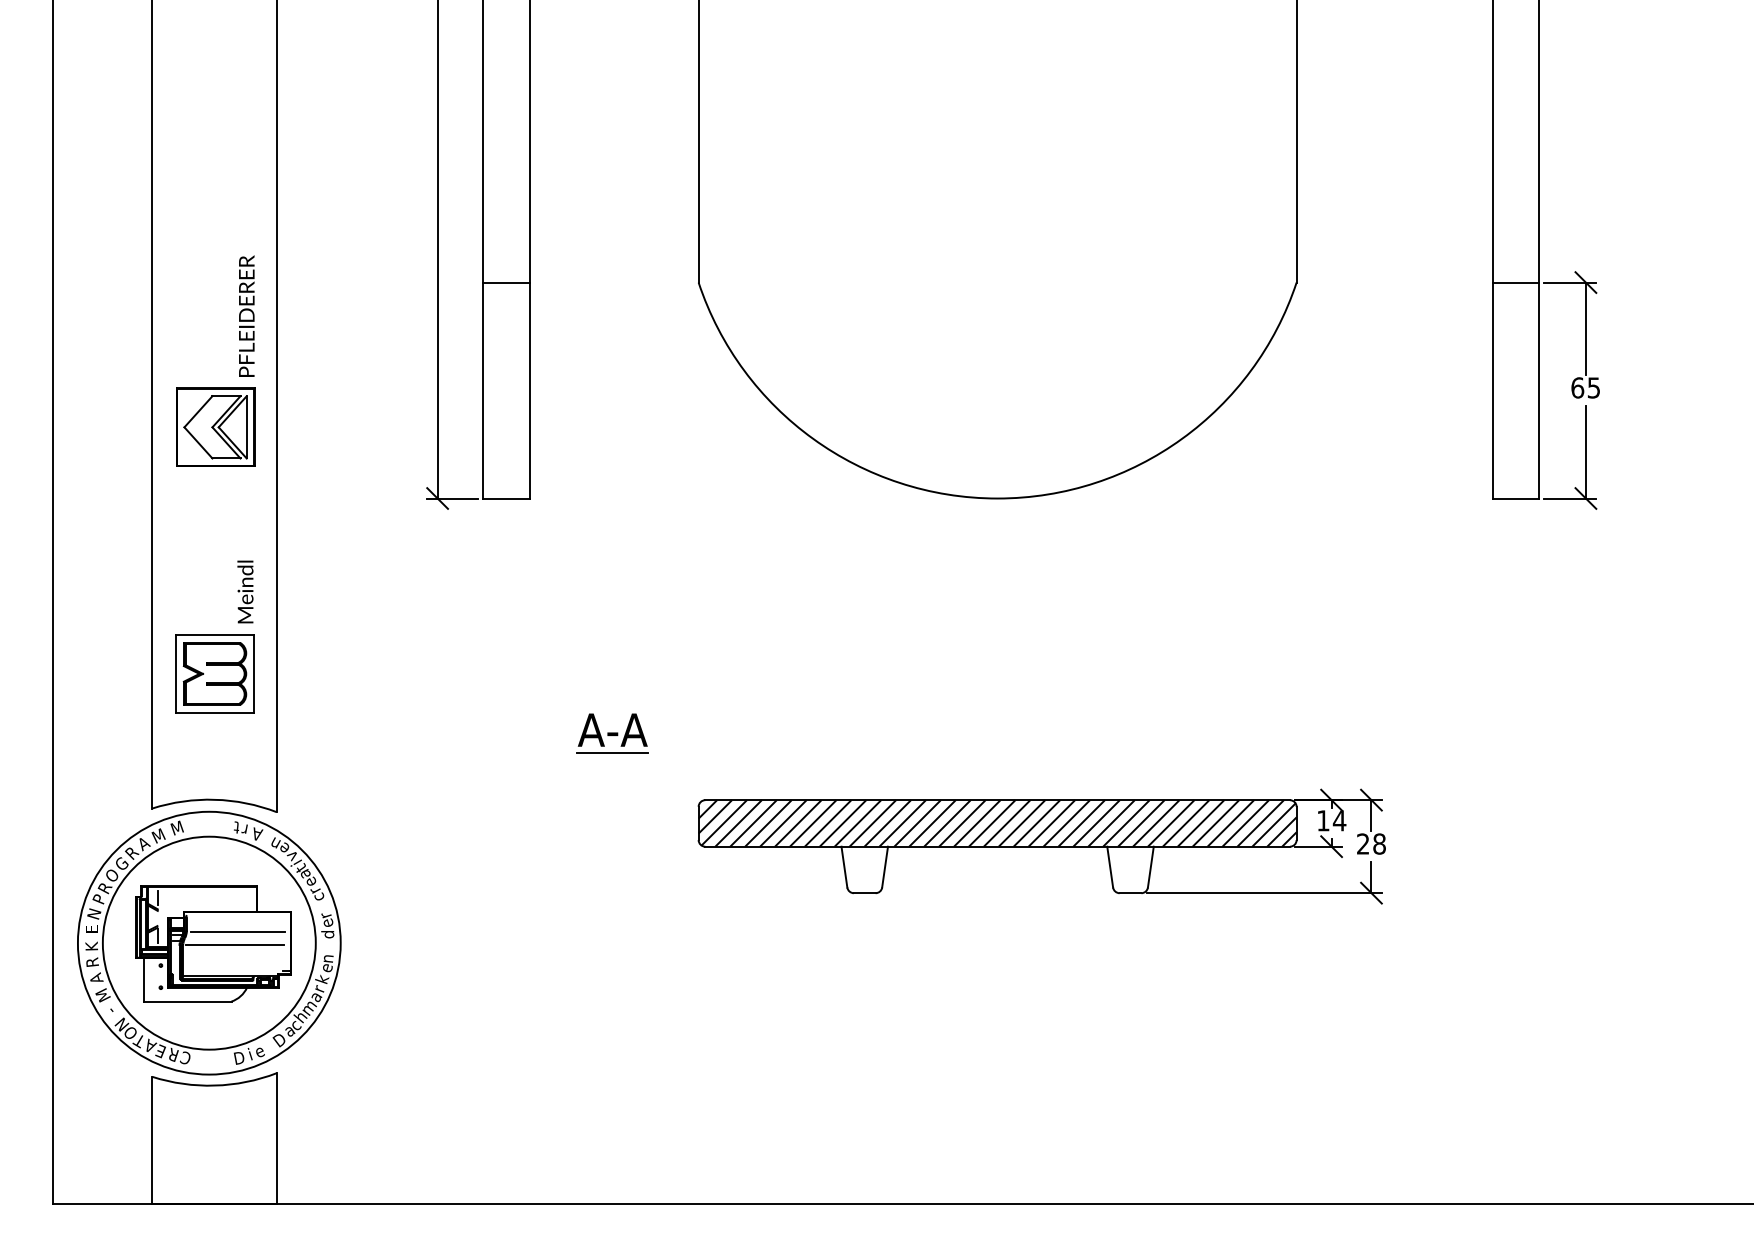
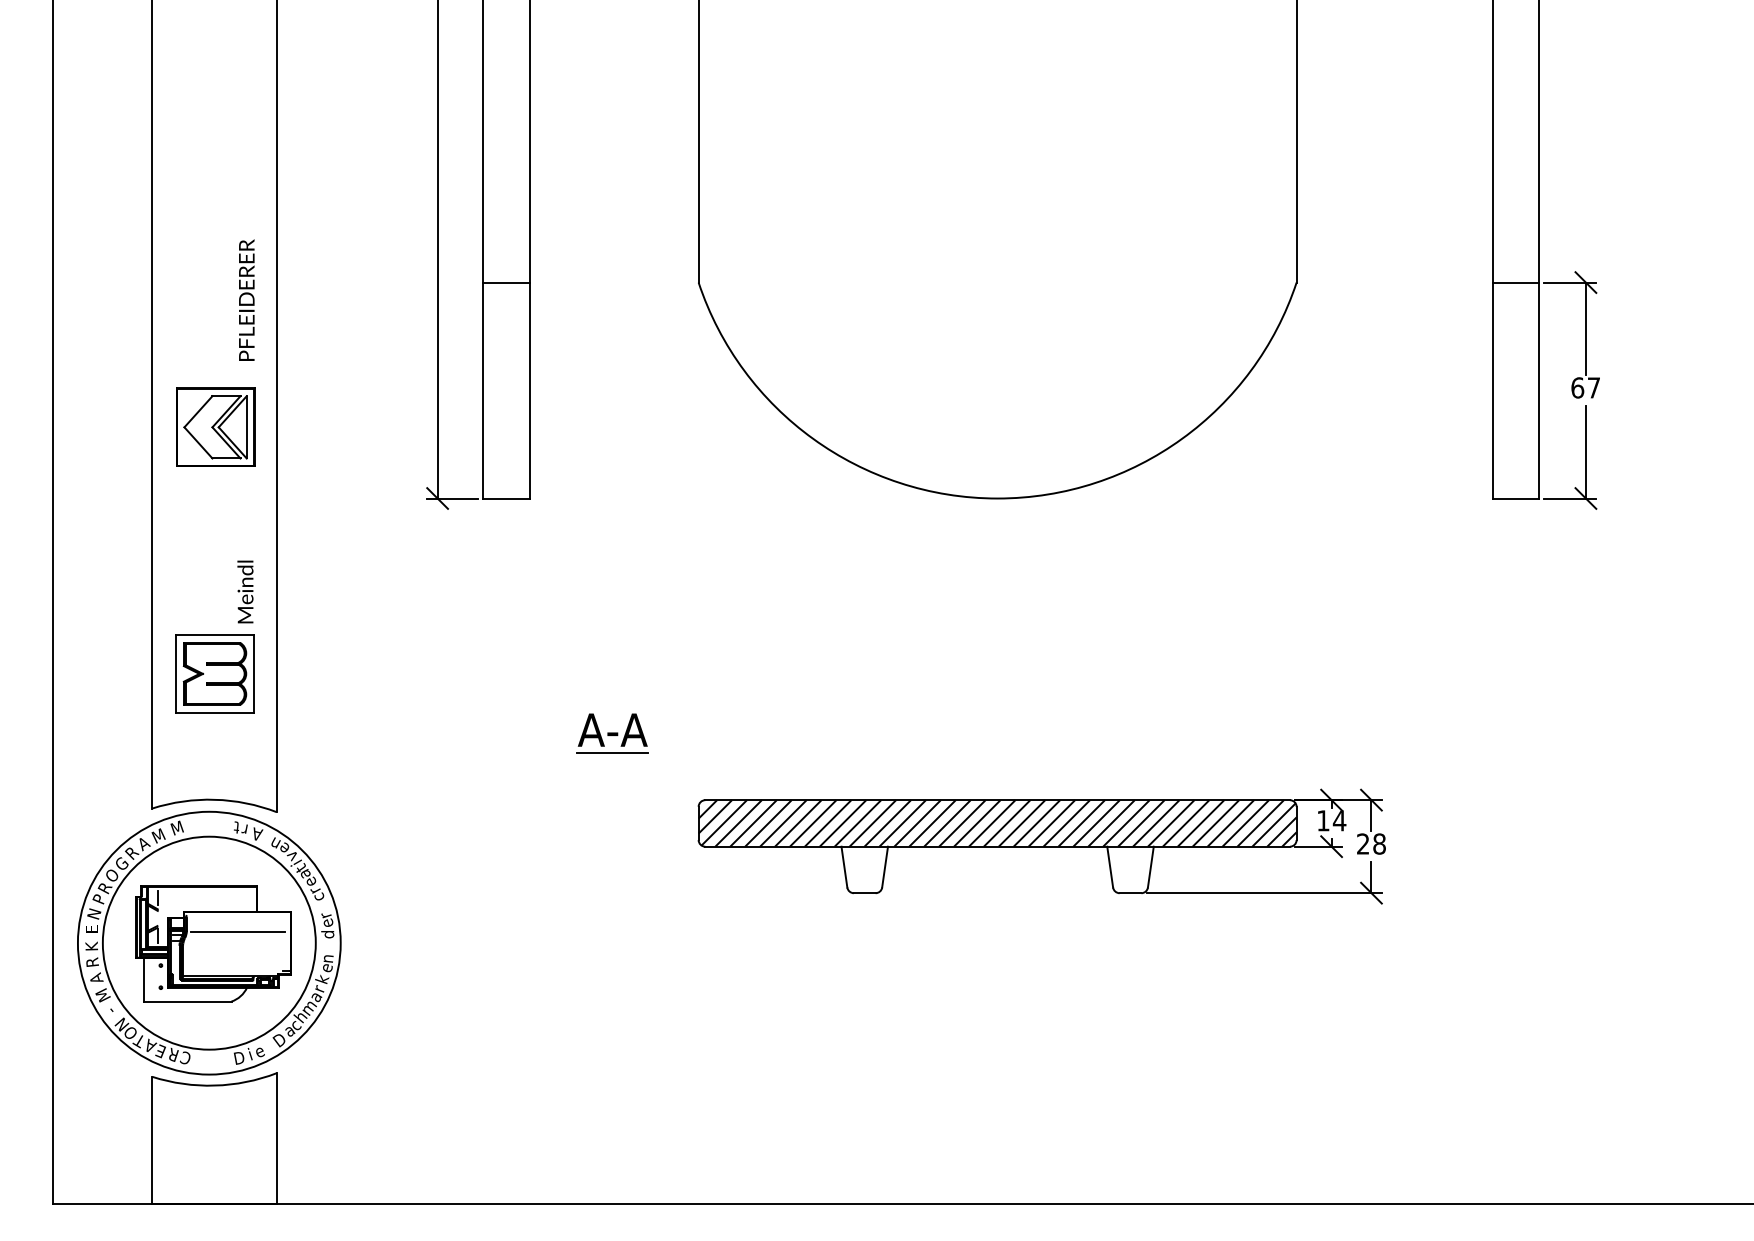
text position: (246, 315) -> (246, 299) (246, 299)
text: 65 -> 67 (1593, 387)
line: present -> none (234, 944)
